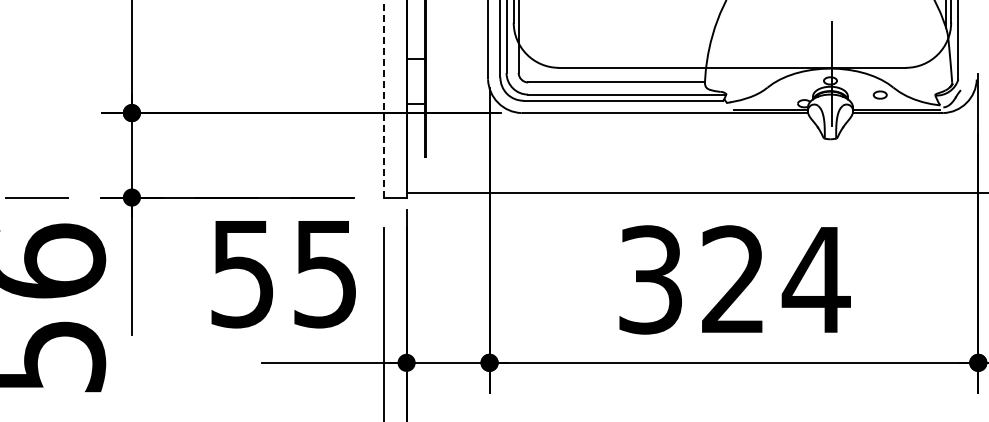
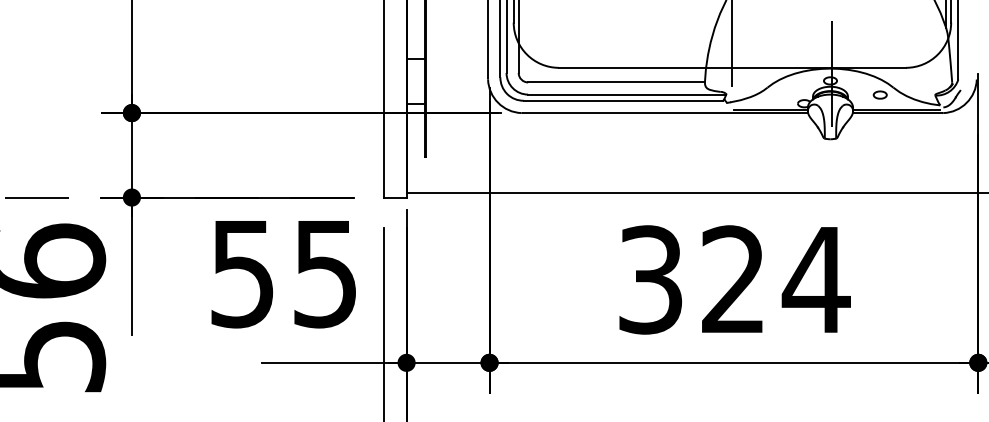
line: none -> present (732, 44)
line: dashed -> solid (383, 98)
